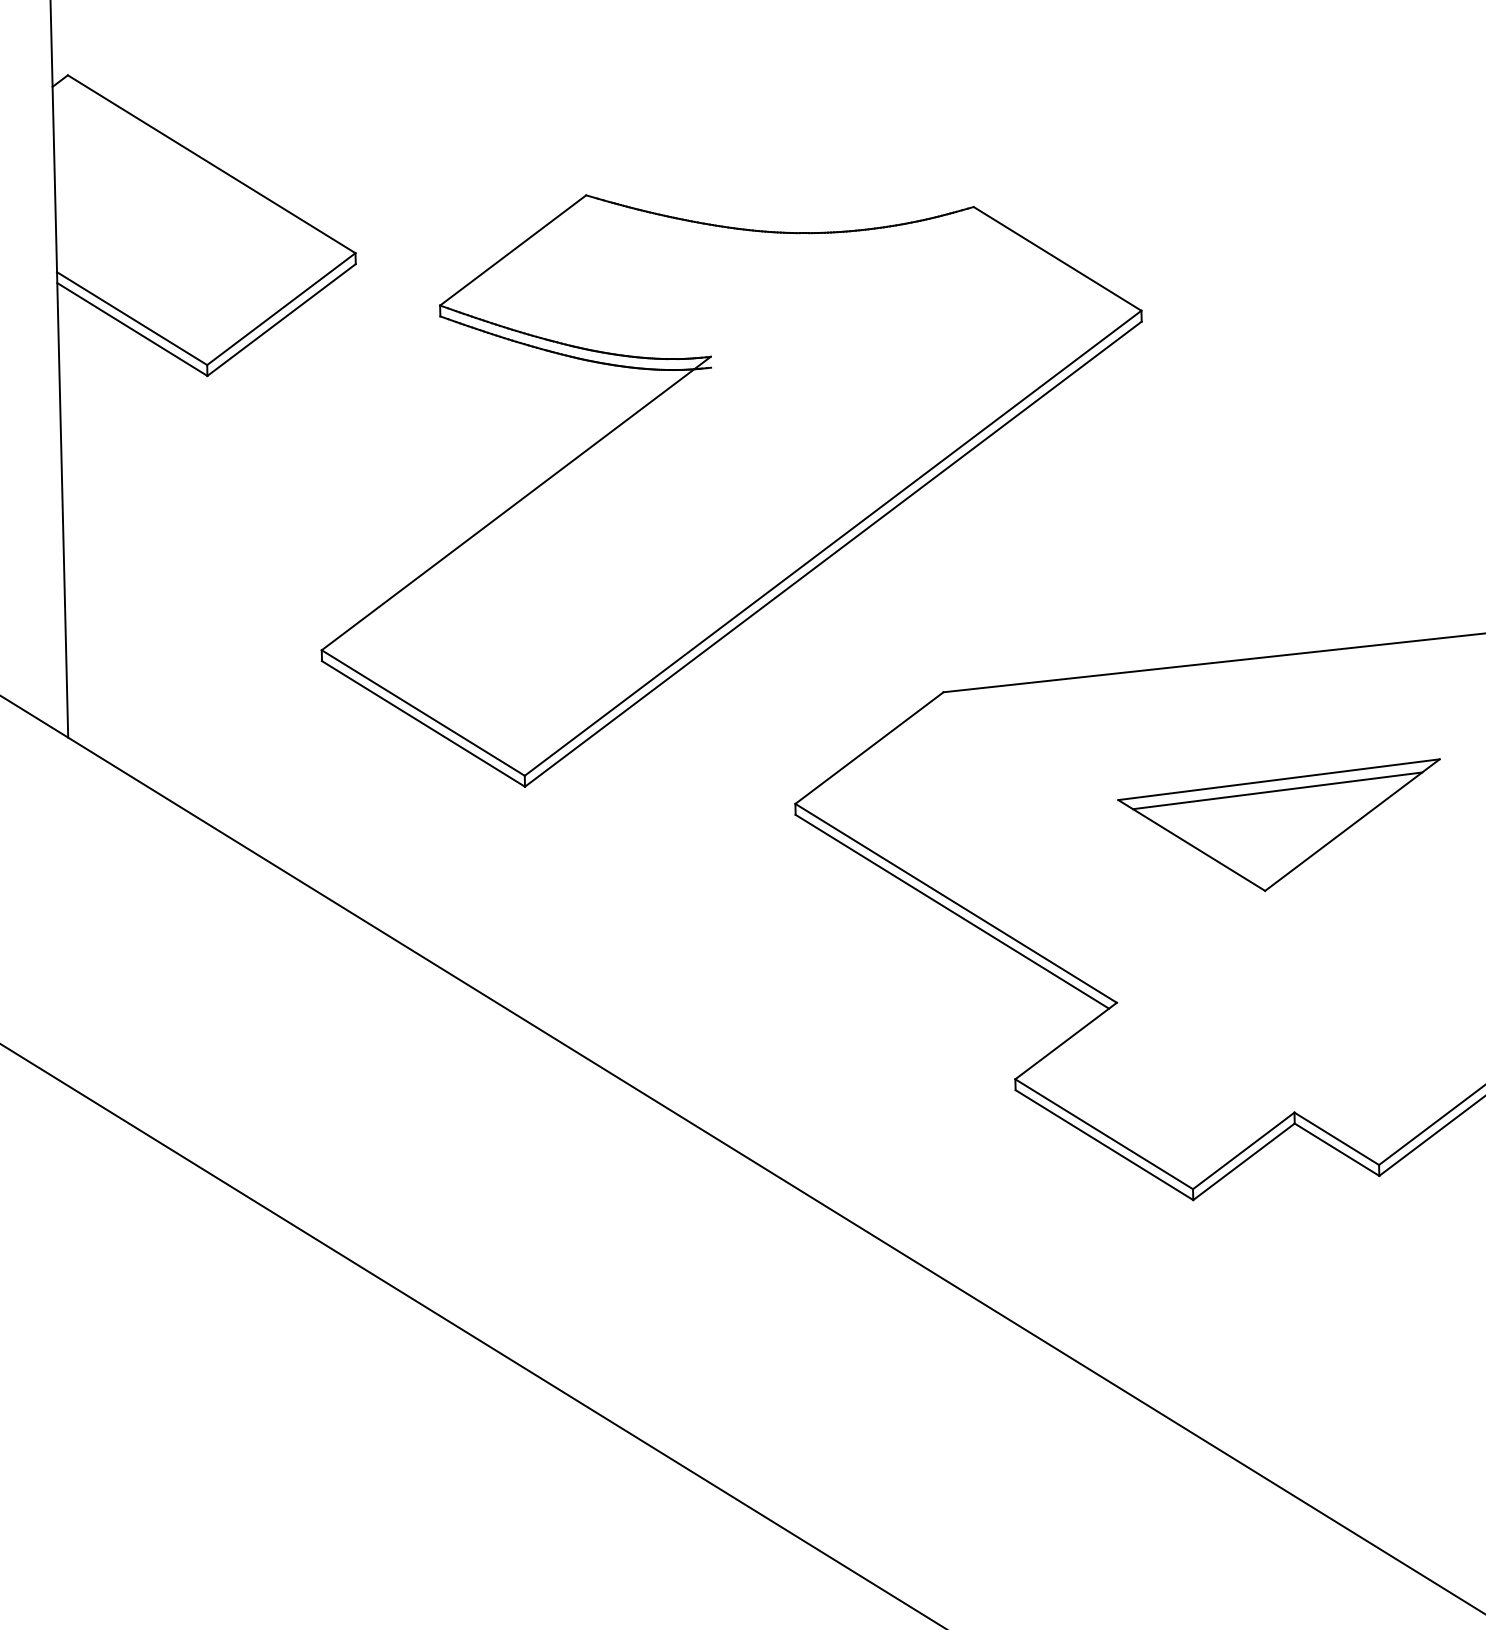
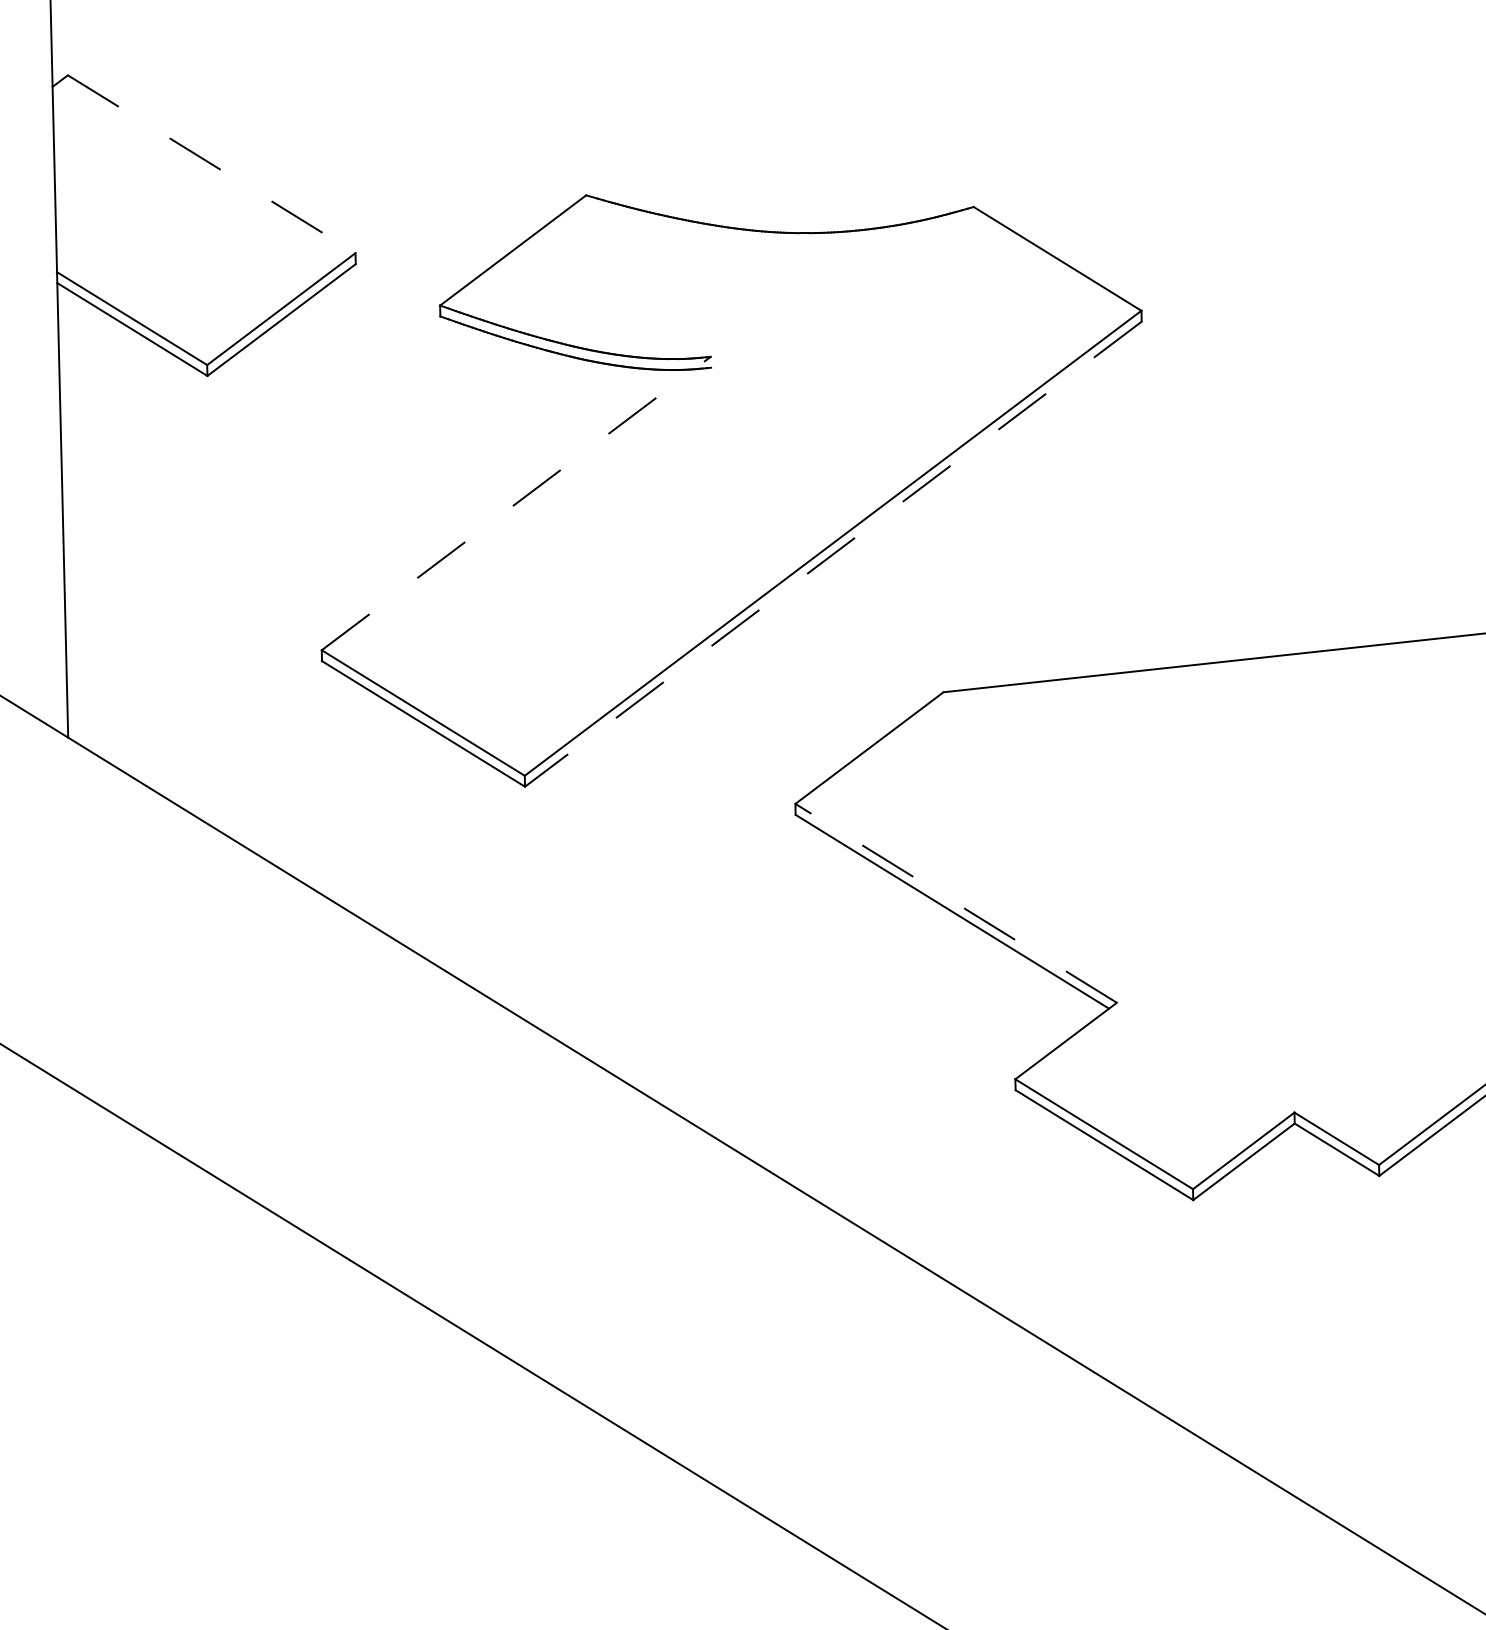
line: solid -> dashed (212, 164)
line: solid -> dashed (516, 503)
line: solid -> dashed (832, 554)
part: present -> none (1278, 824)
line: solid -> dashed (956, 903)
